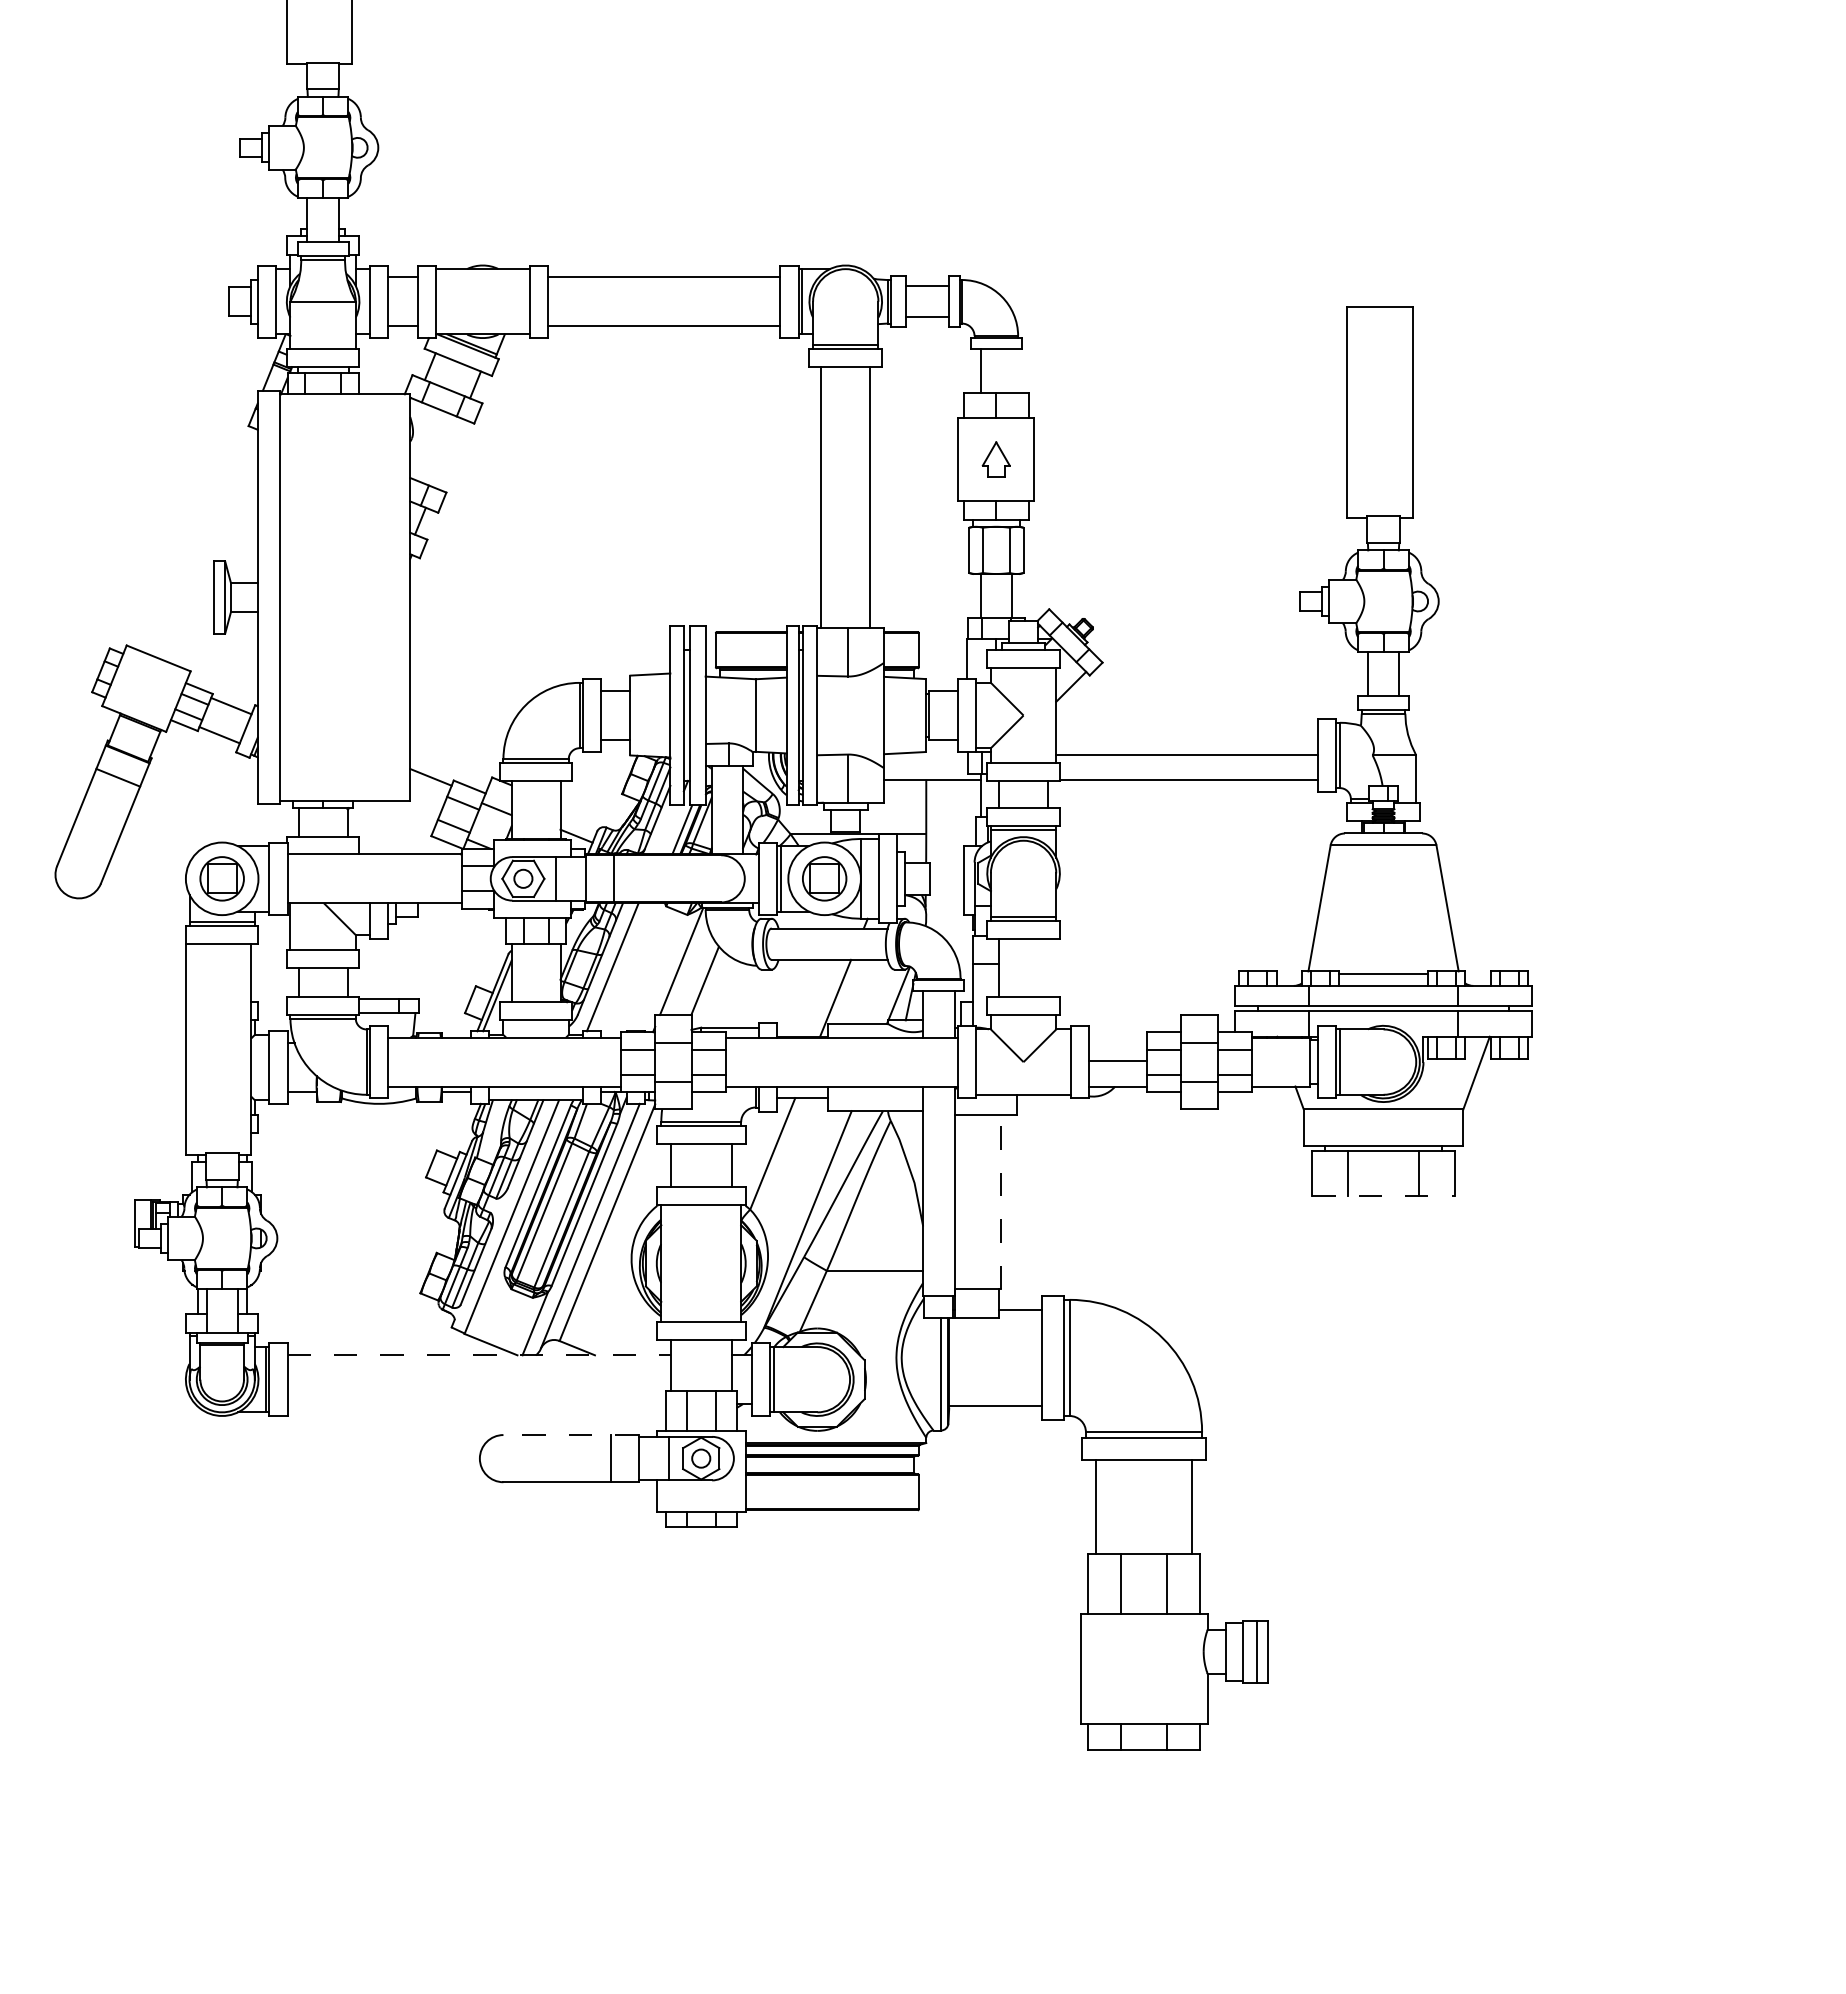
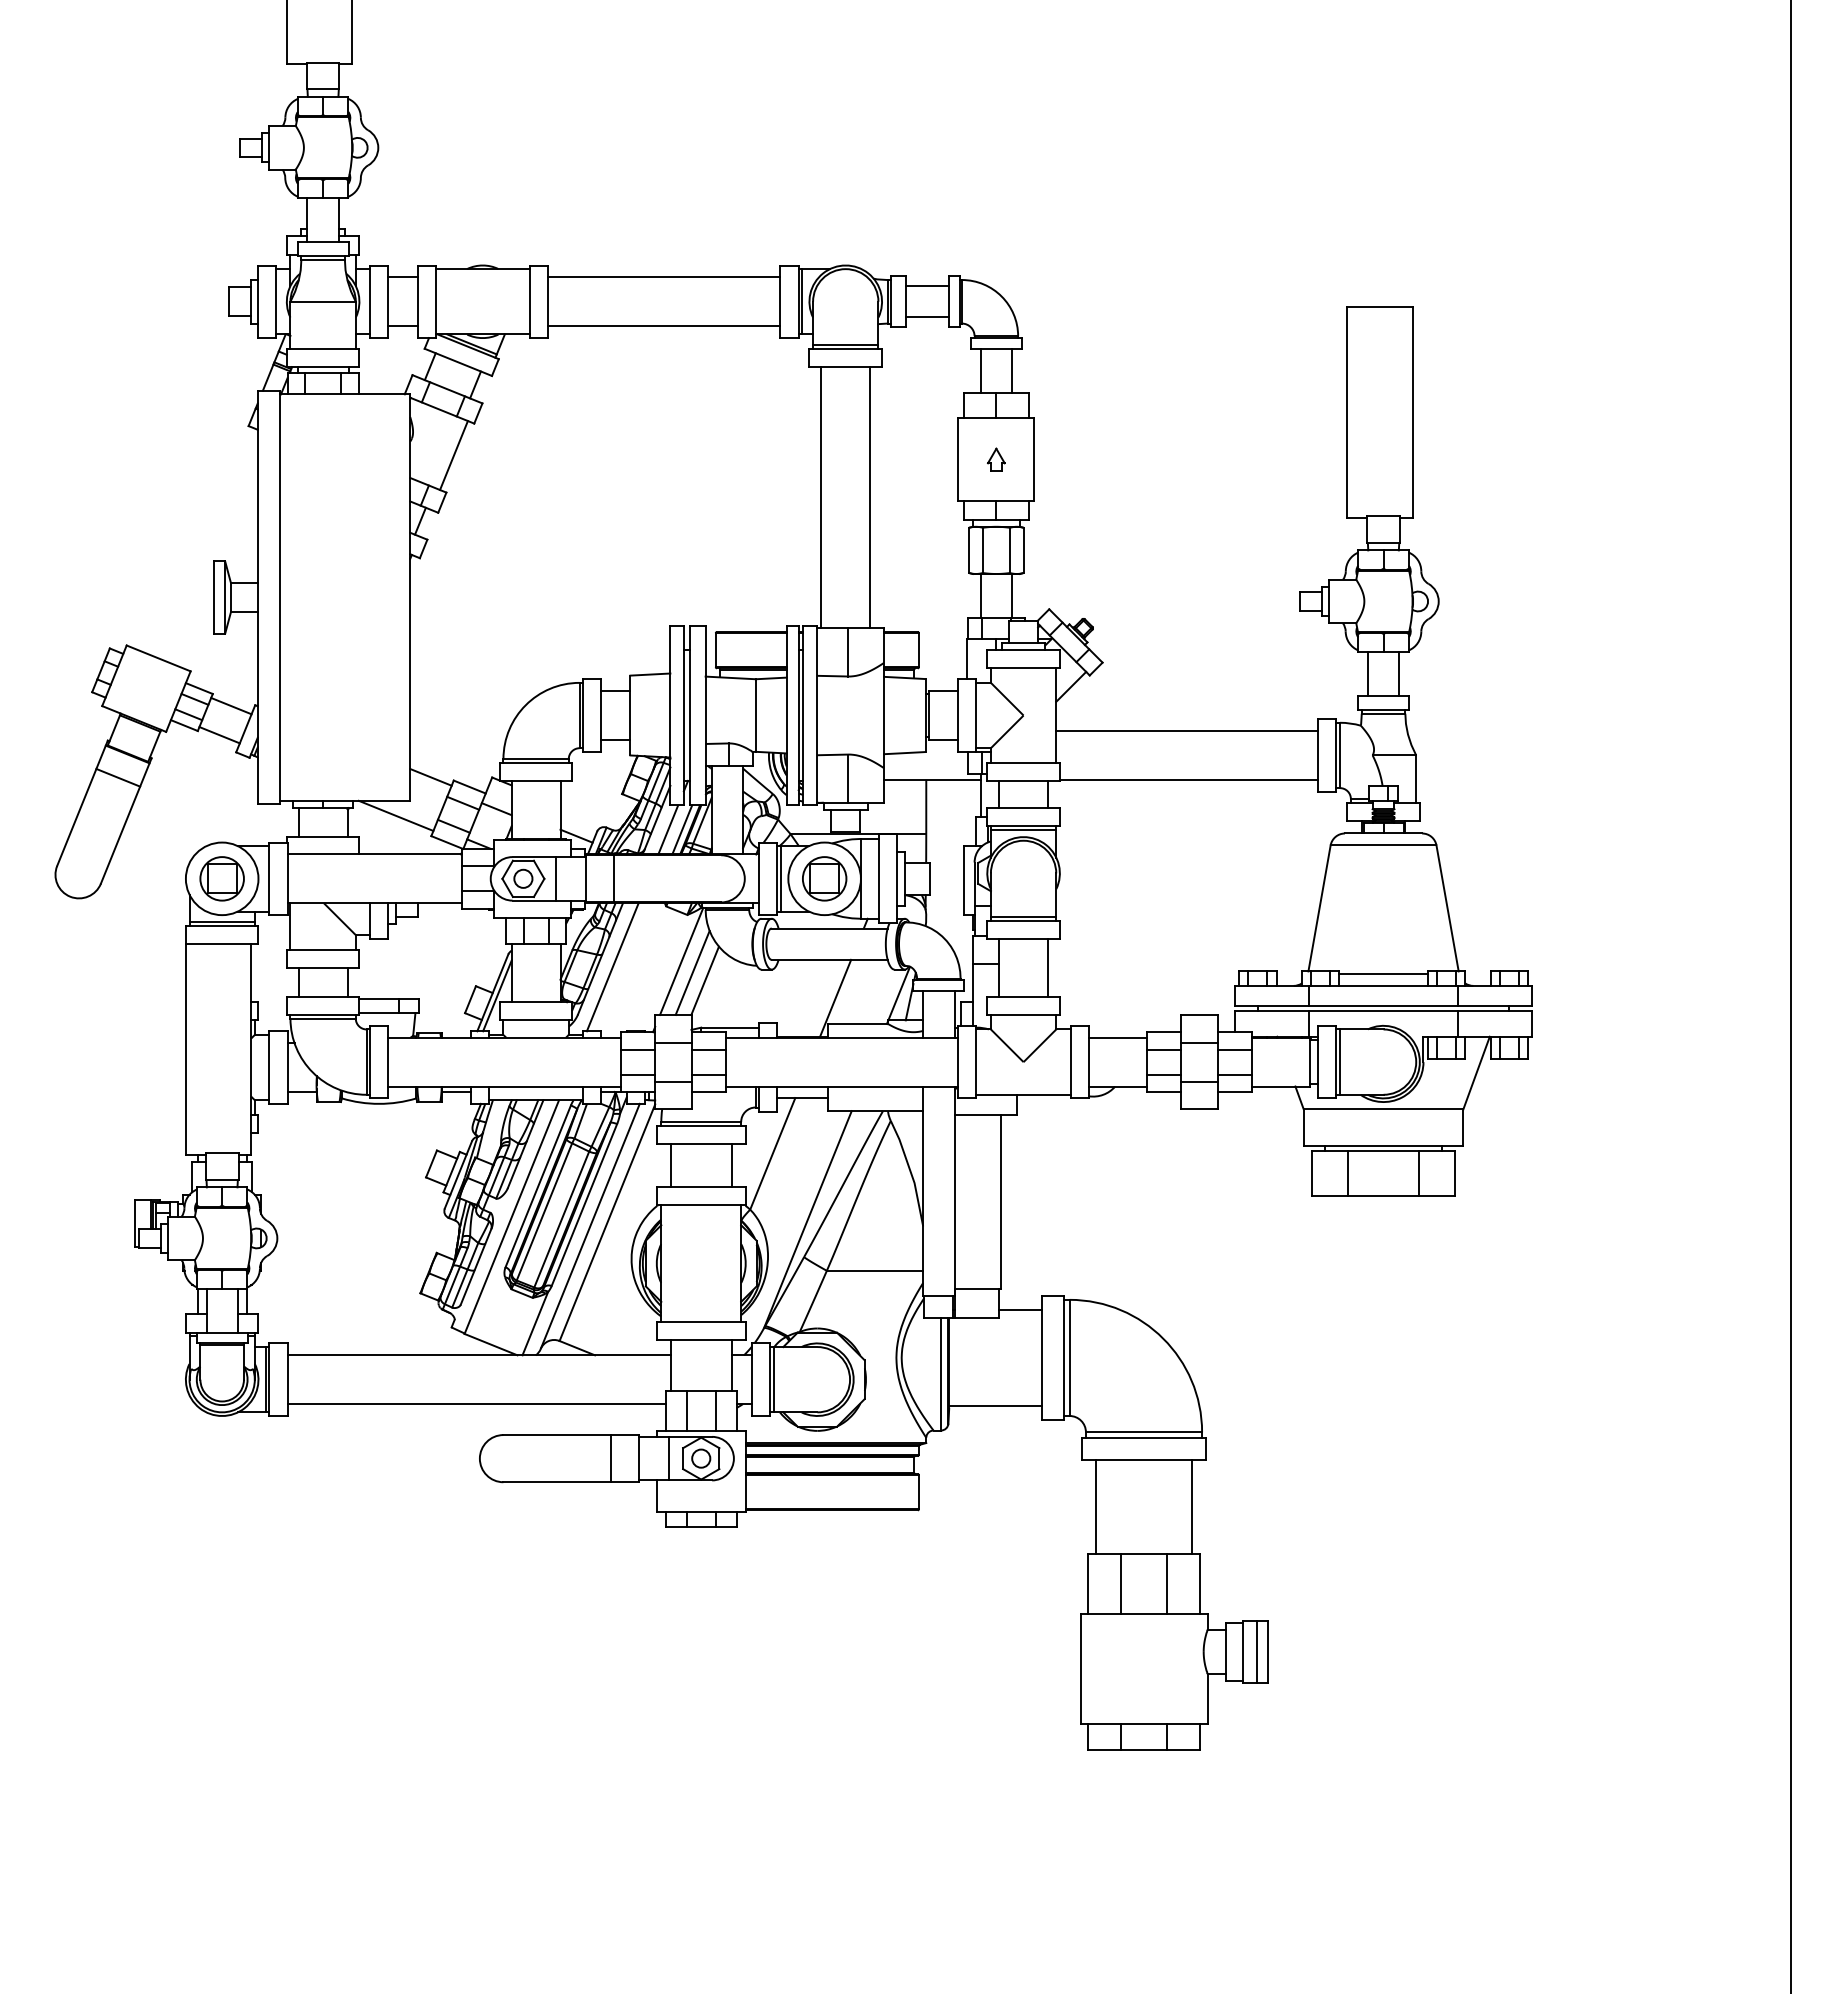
line: none -> present (1012, 370)
line: none -> present (453, 455)
part size: 30x37 px -> 19x25 px (996, 459)
line position: (1187, 755) -> (1187, 731) (1187, 731)
line: none -> present (395, 815)
line: none -> present (667, 830)
line: none -> present (1047, 967)
line: none -> present (692, 972)
line: none -> present (1790, 996)
line position: (1117, 1060) -> (1117, 1037) (1117, 1037)
line: dashed -> solid (1384, 1196)
line: dashed -> solid (1001, 1201)
line: dashed -> solid (479, 1355)
line: none -> present (476, 1404)
line: dashed -> solid (571, 1435)
